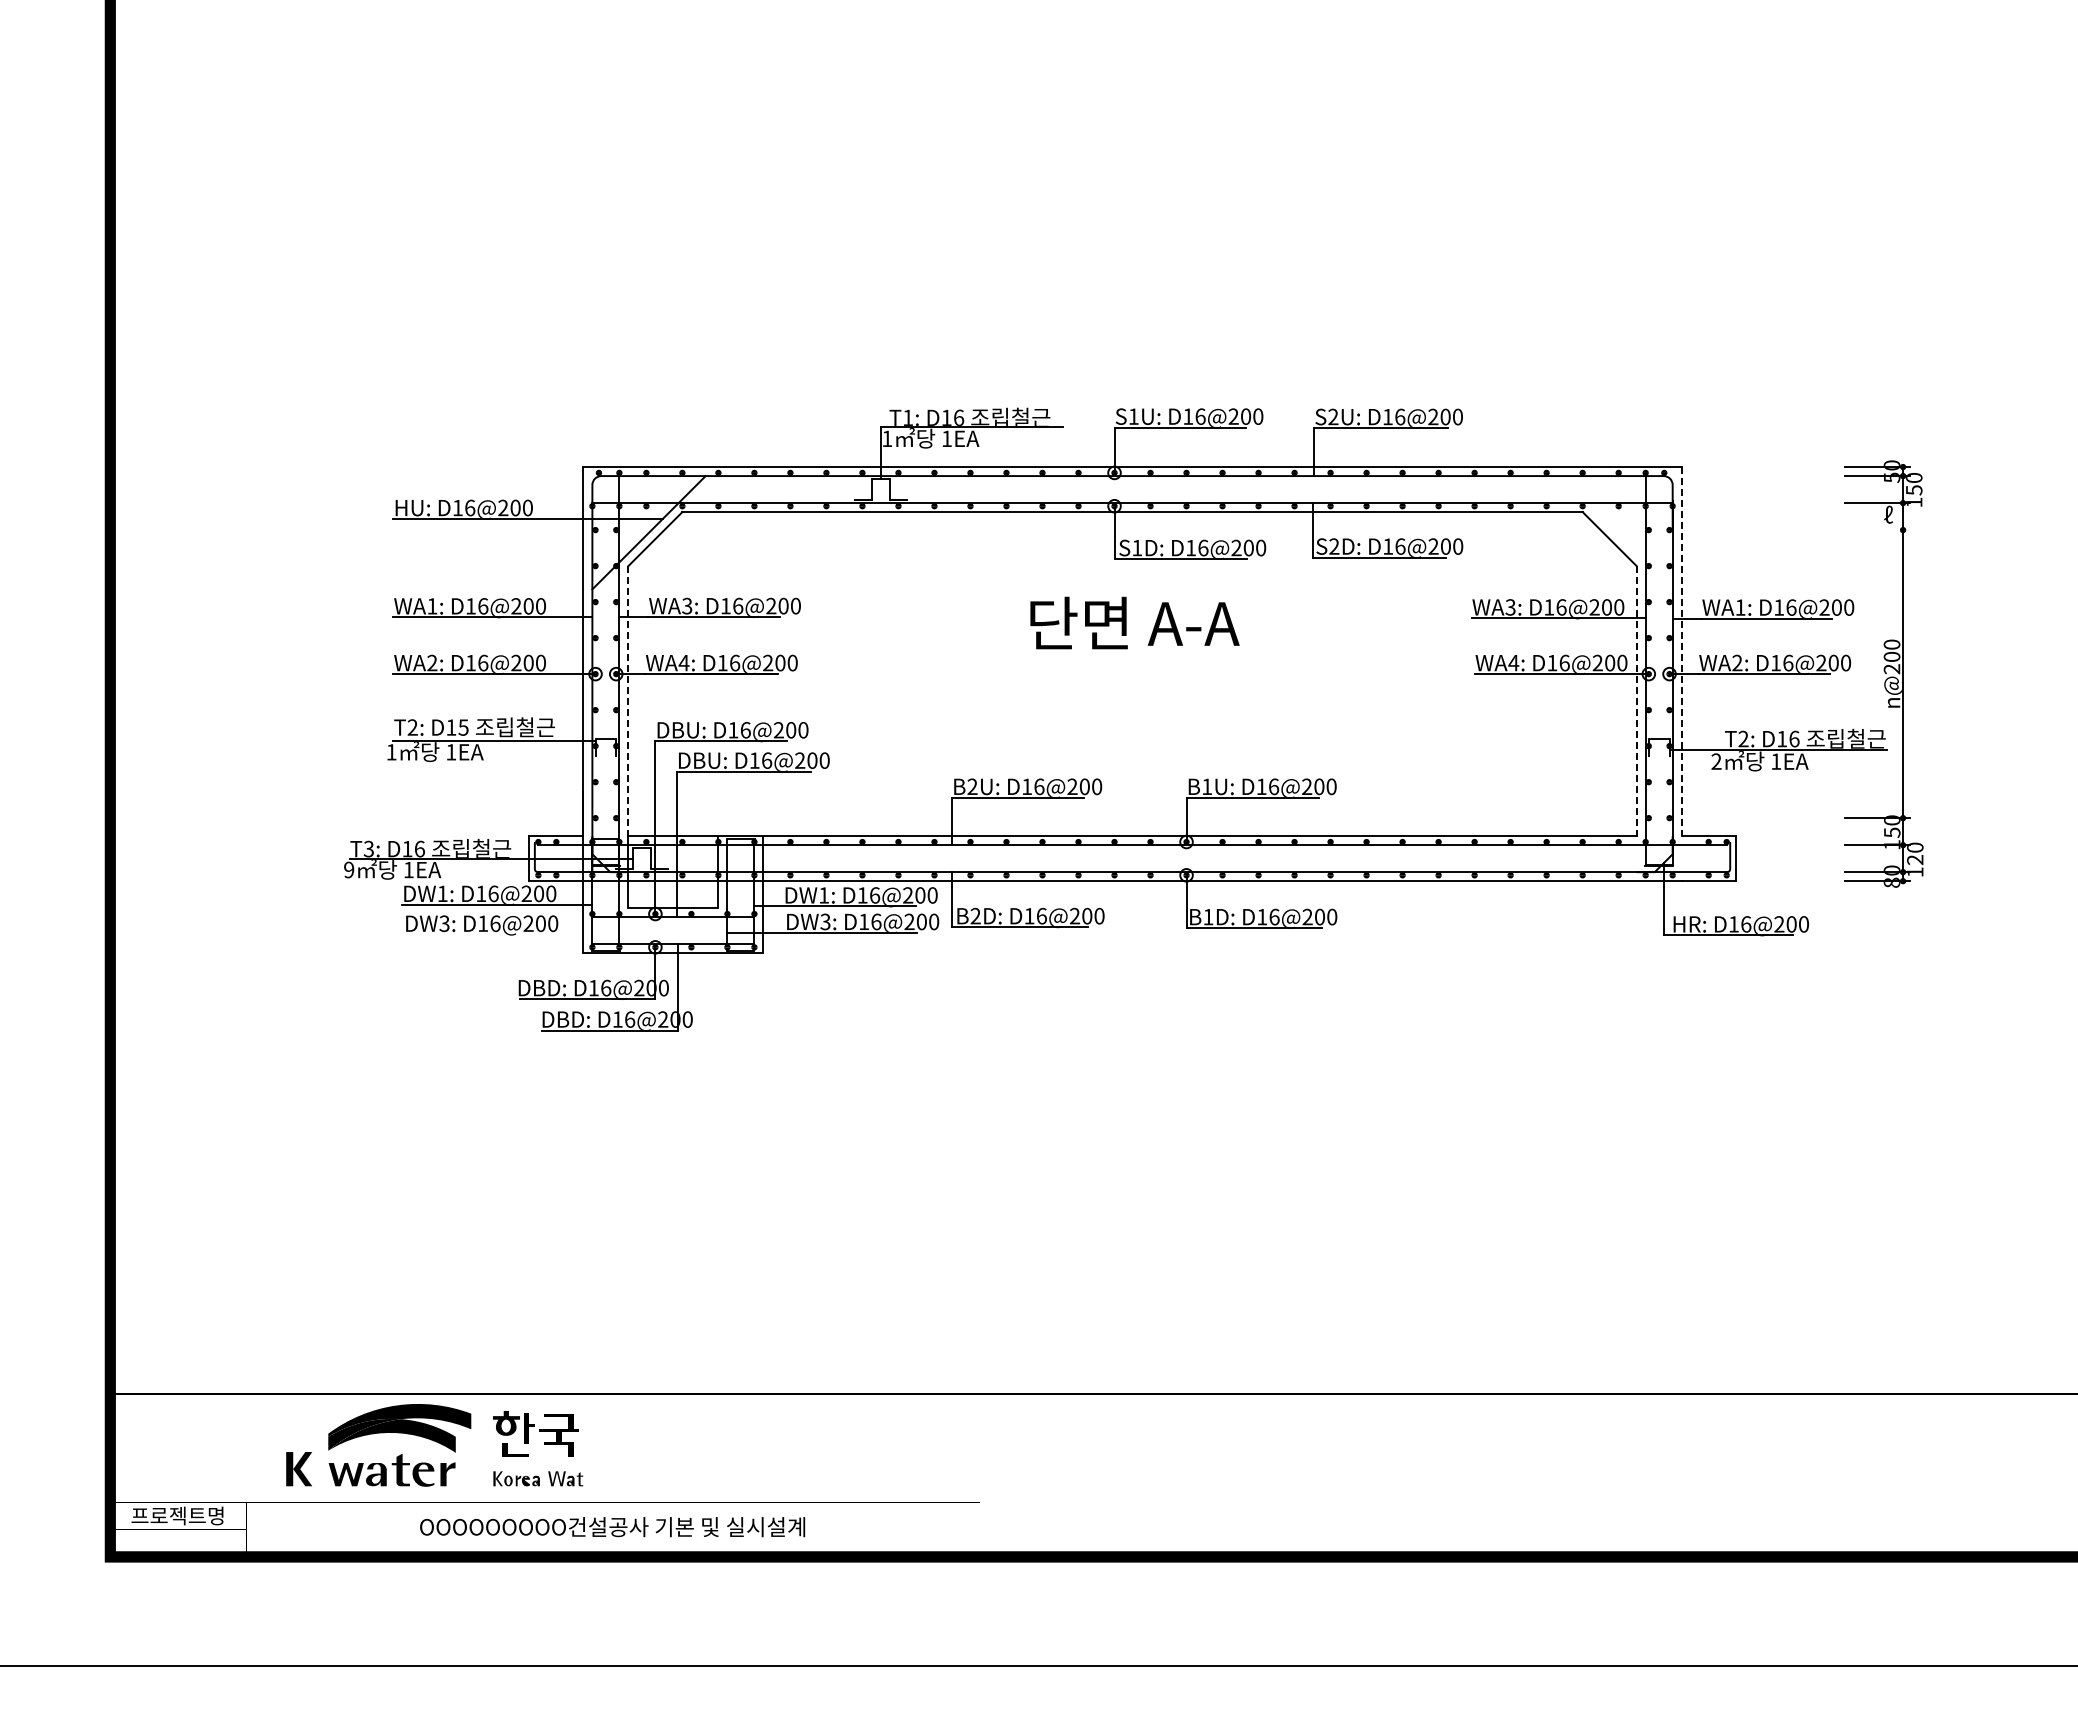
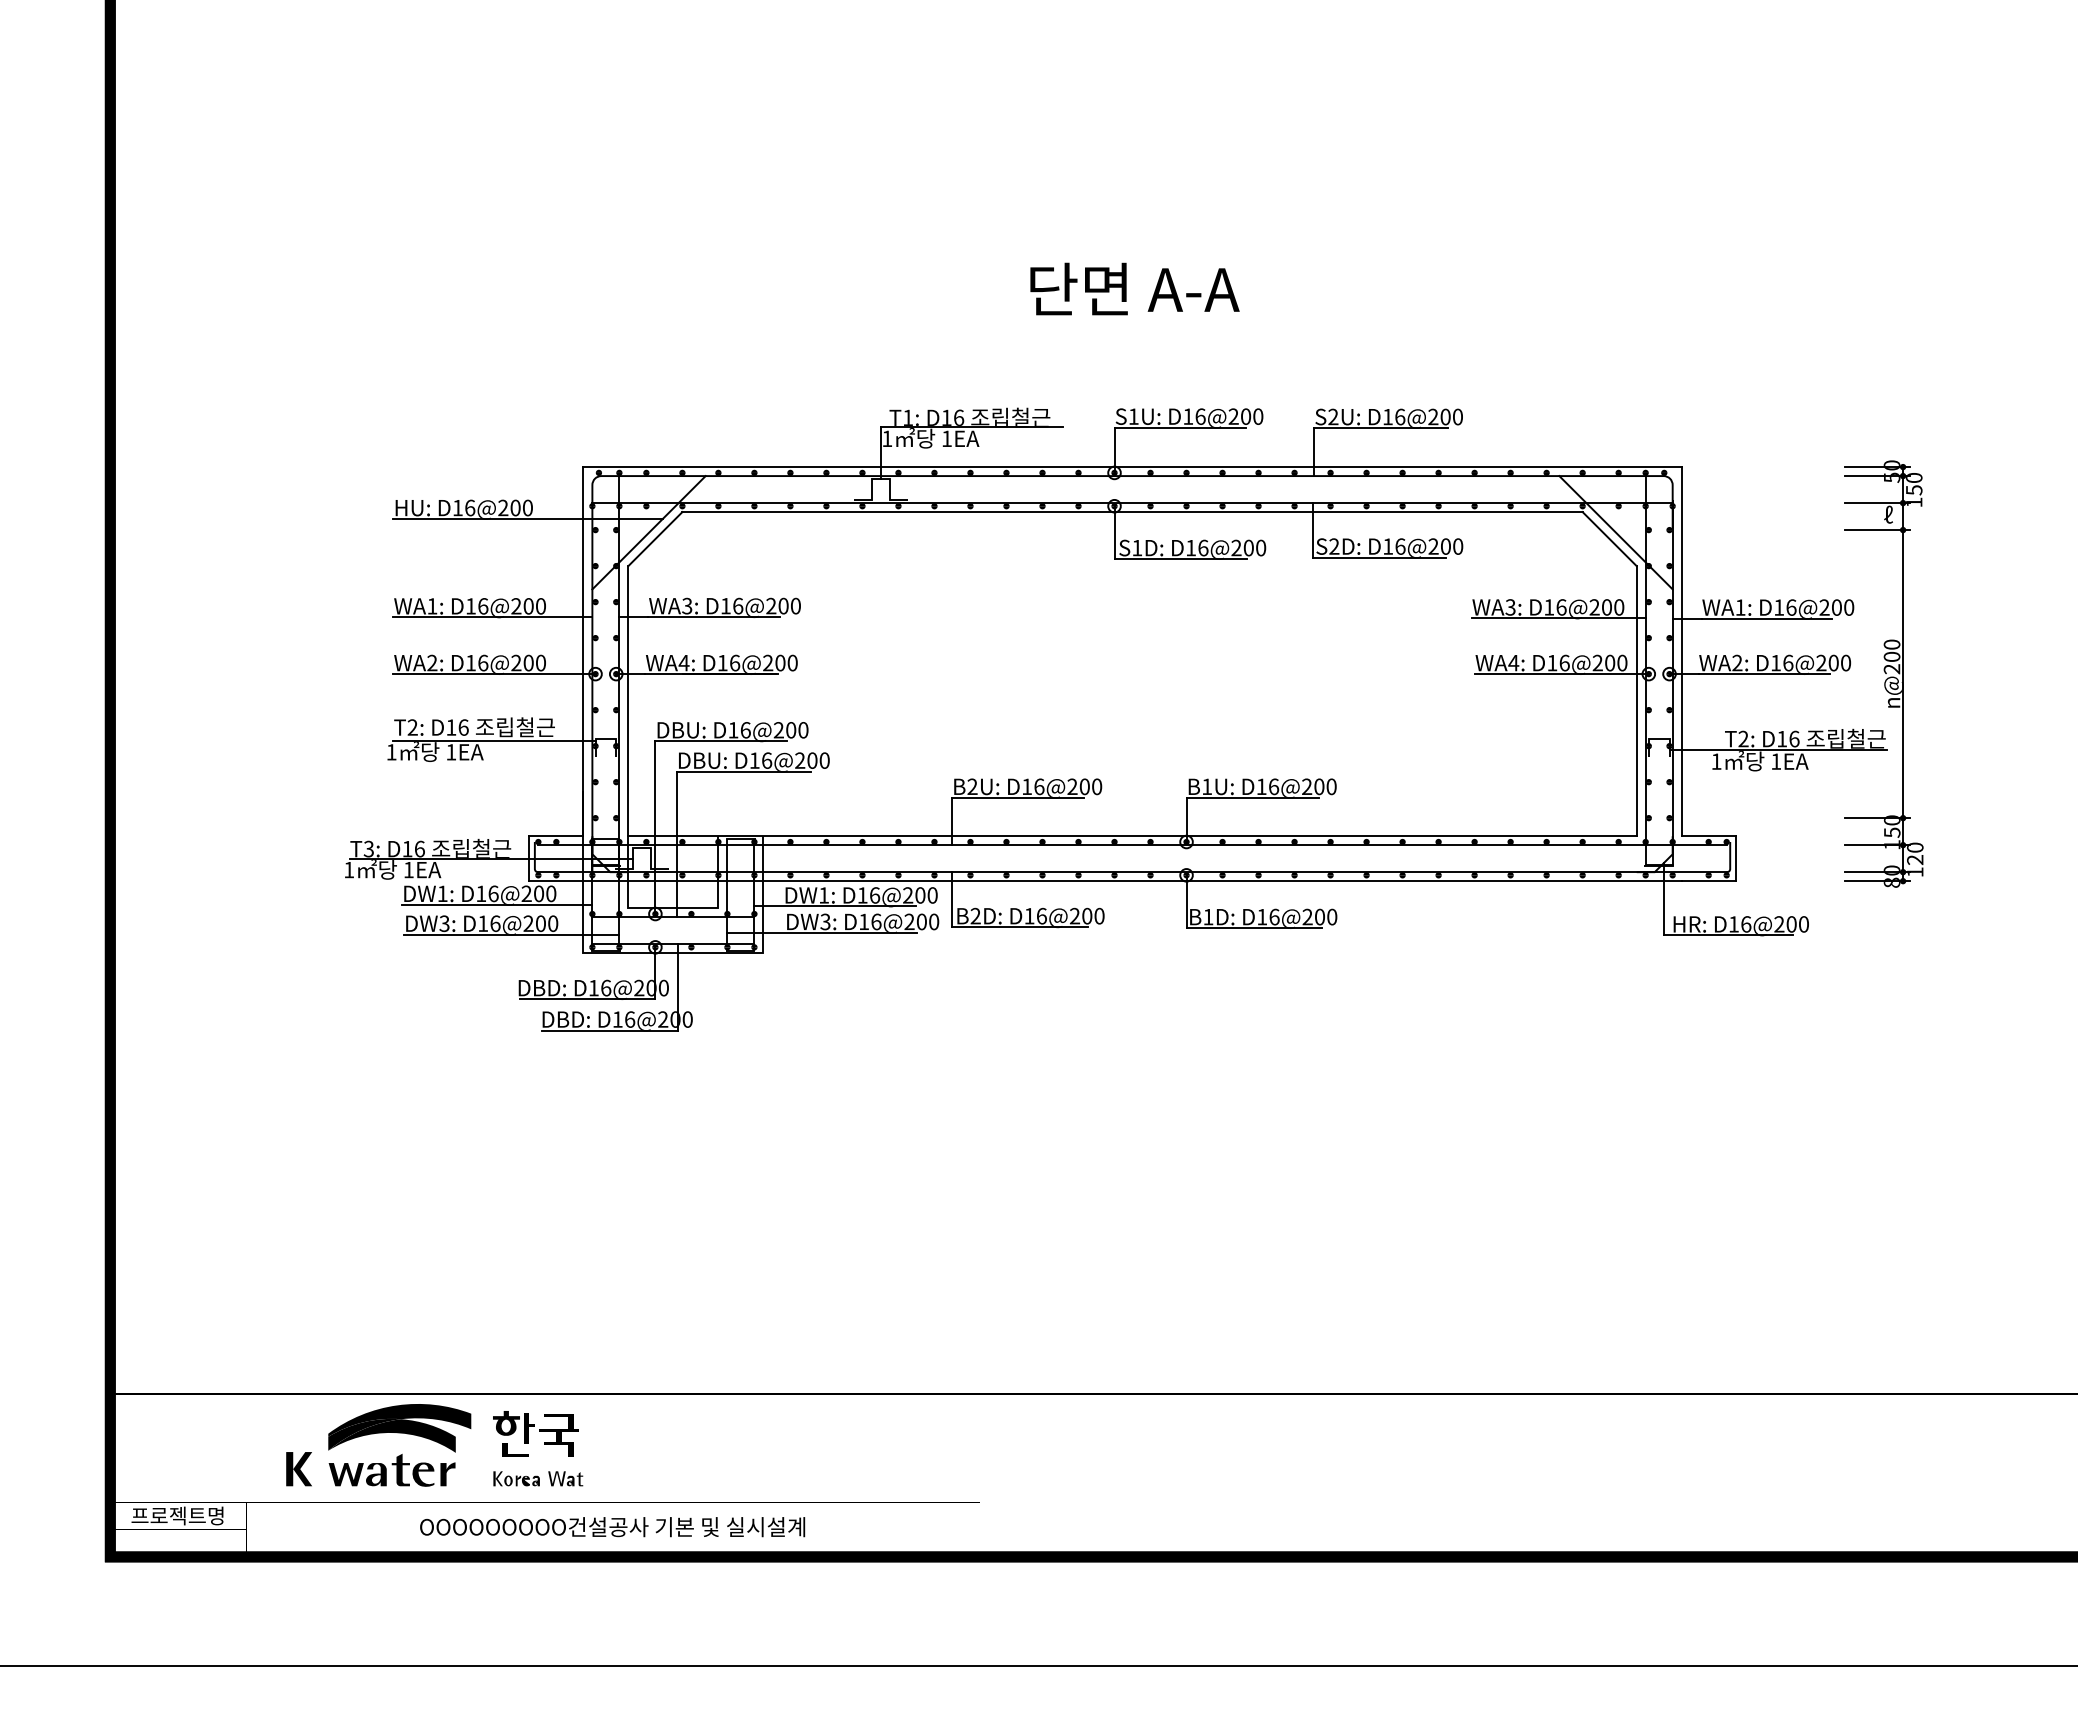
line: none -> present (1877, 530)
line: none -> present (1615, 532)
text position: (1134, 622) -> (1134, 288) (1134, 288)
line: dashed -> solid (1681, 651)
line: dashed -> solid (628, 701)
line: dashed -> solid (1636, 701)
text: D15 -> D16 (463, 727)
text: 2 -> 1 (1716, 761)
text: 9 -> 1 (349, 869)
line: none -> present (511, 934)
